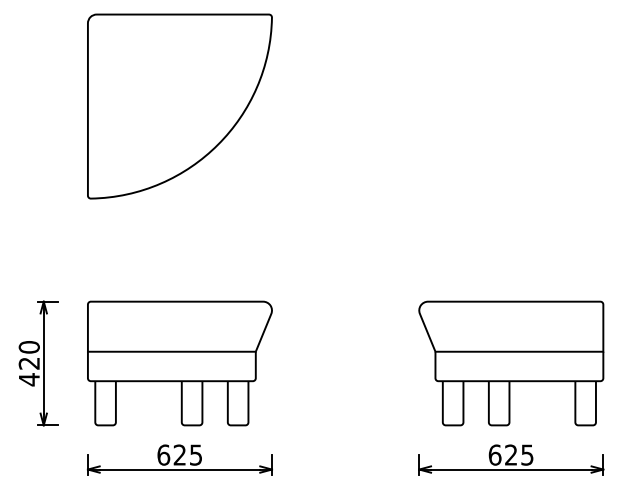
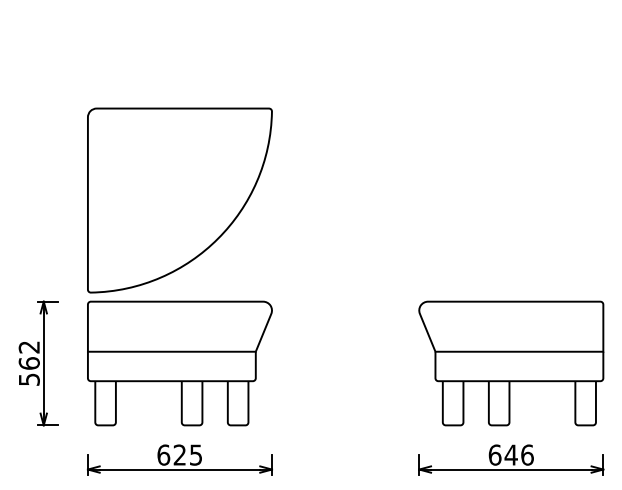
curve position: (217, 143) -> (217, 237) (217, 237)
text: 420 -> 562 (28, 363)
text: 625 -> 646 (518, 454)
